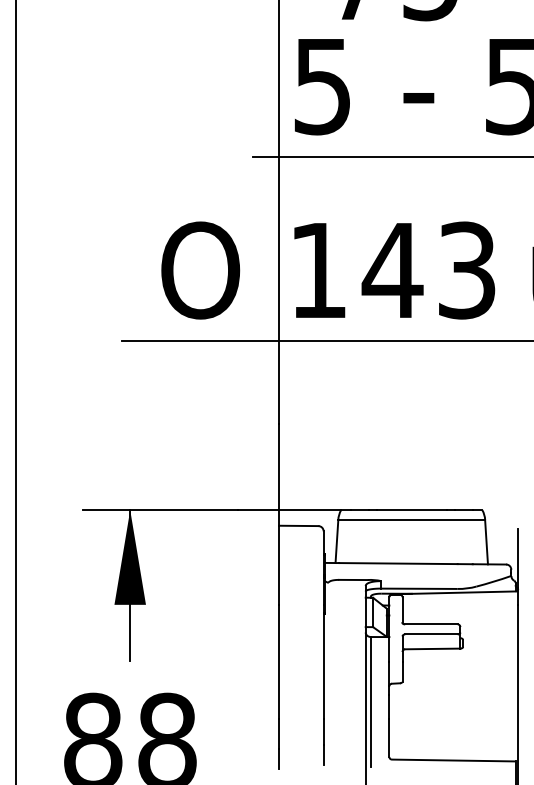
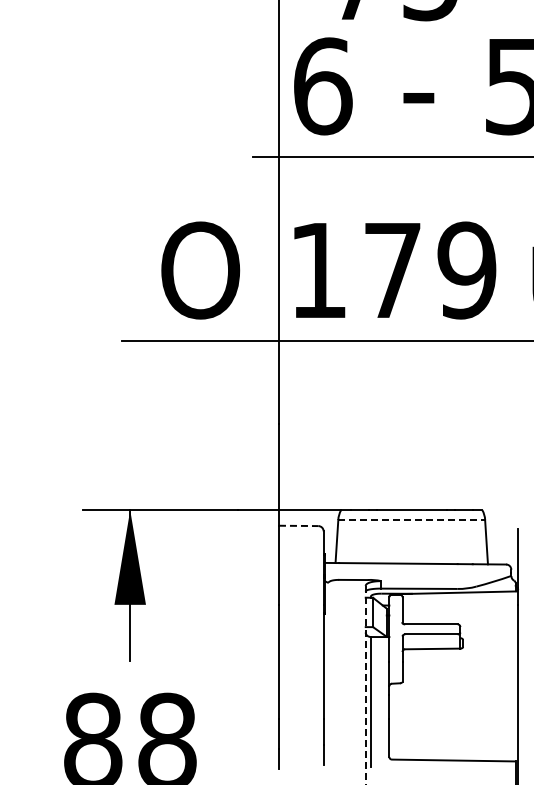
text: 5 -> 6 (323, 86)
text: 143 -> 179 (428, 270)
line: present -> none (15, 391)
line: solid -> dashed (412, 519)
line: solid -> dashed (298, 525)
line: solid -> dashed (365, 685)
